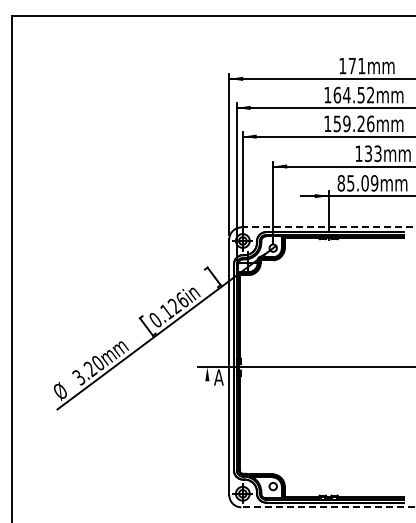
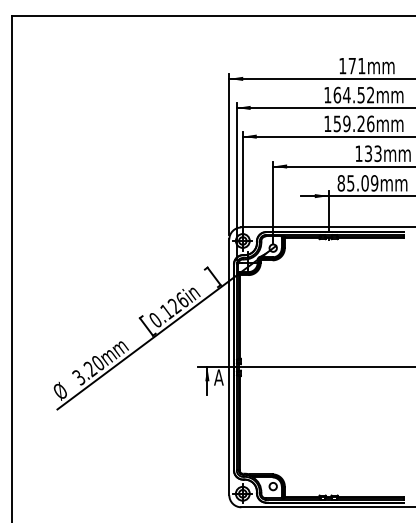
line: dashed -> solid (328, 227)
line: none -> present (207, 381)
line: dashed -> solid (328, 507)
